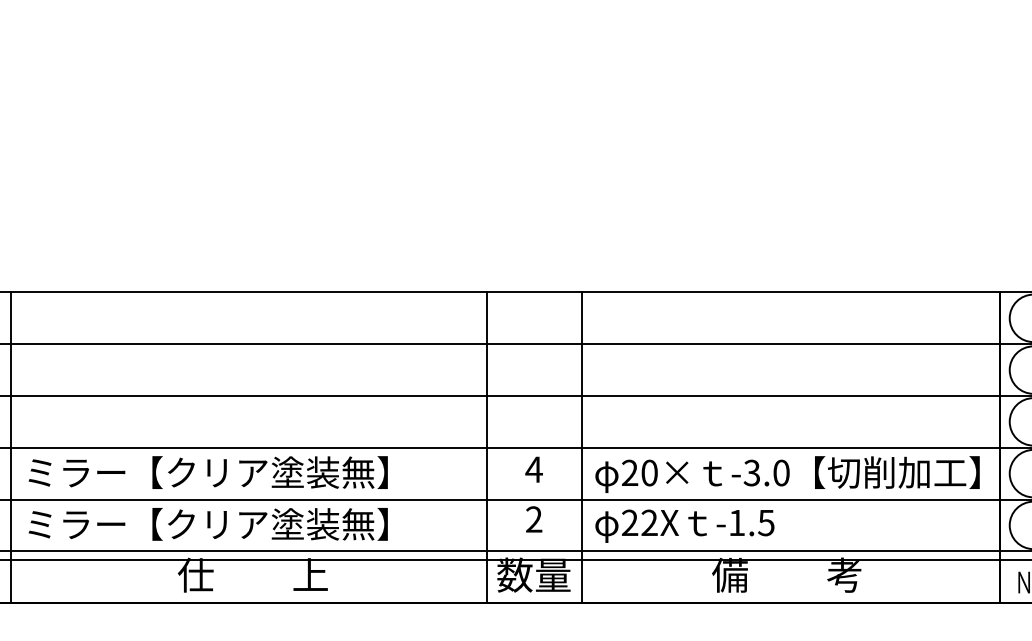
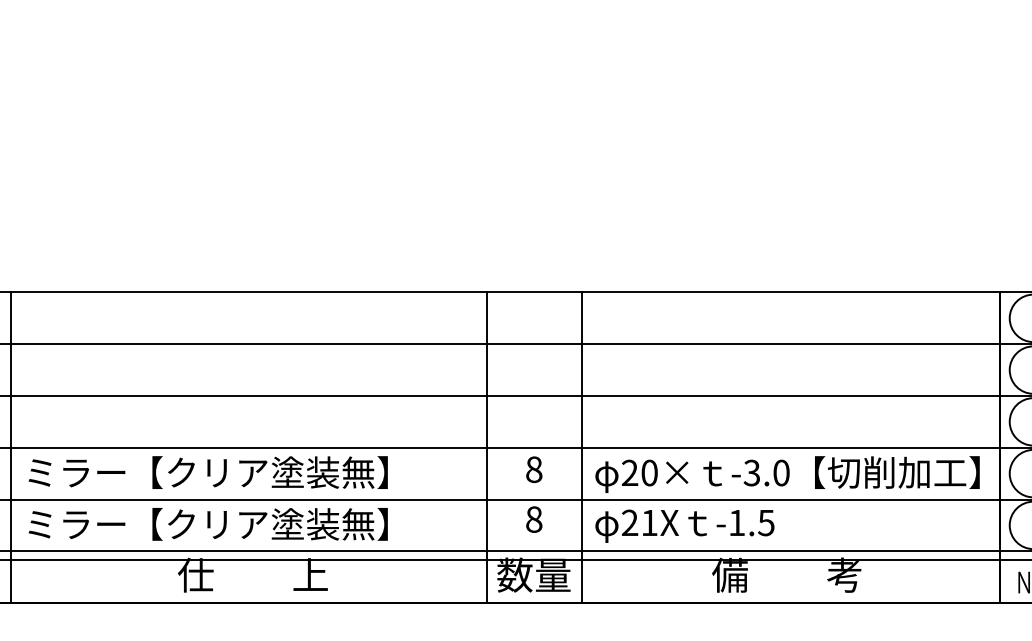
text: 4 -> 8 (533, 469)
text: 2 -> 8 (534, 519)
text: 22X -> 21X (649, 522)
